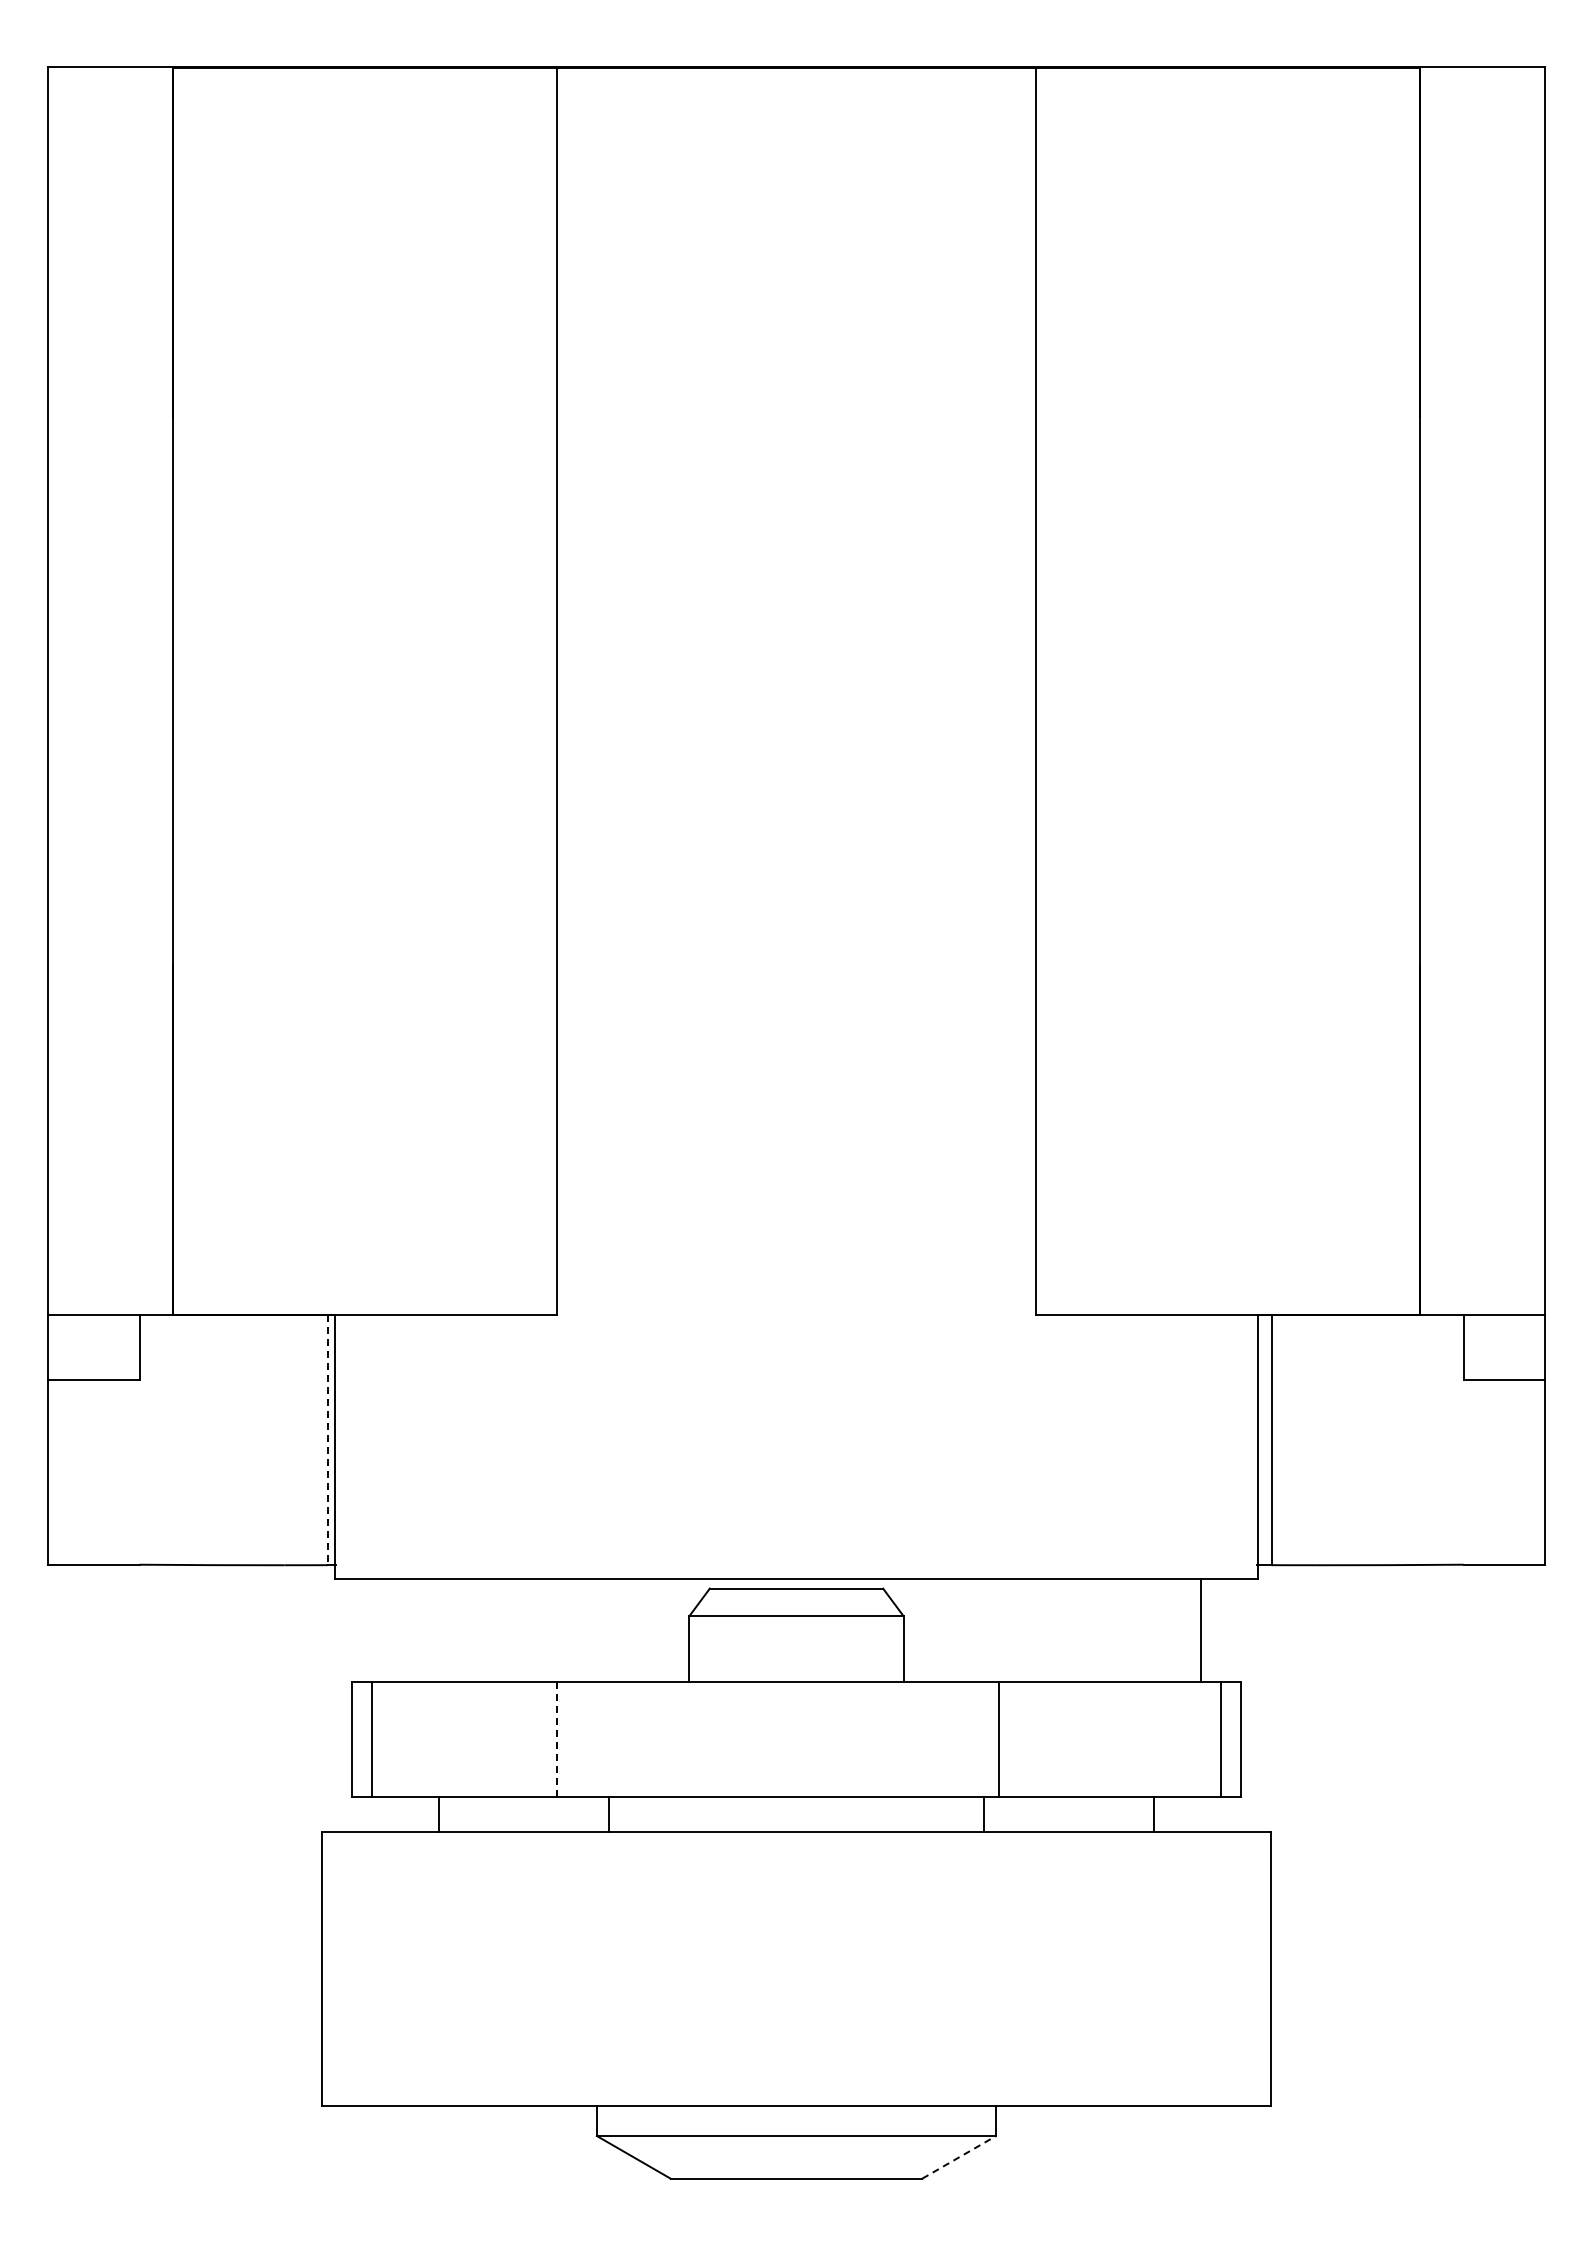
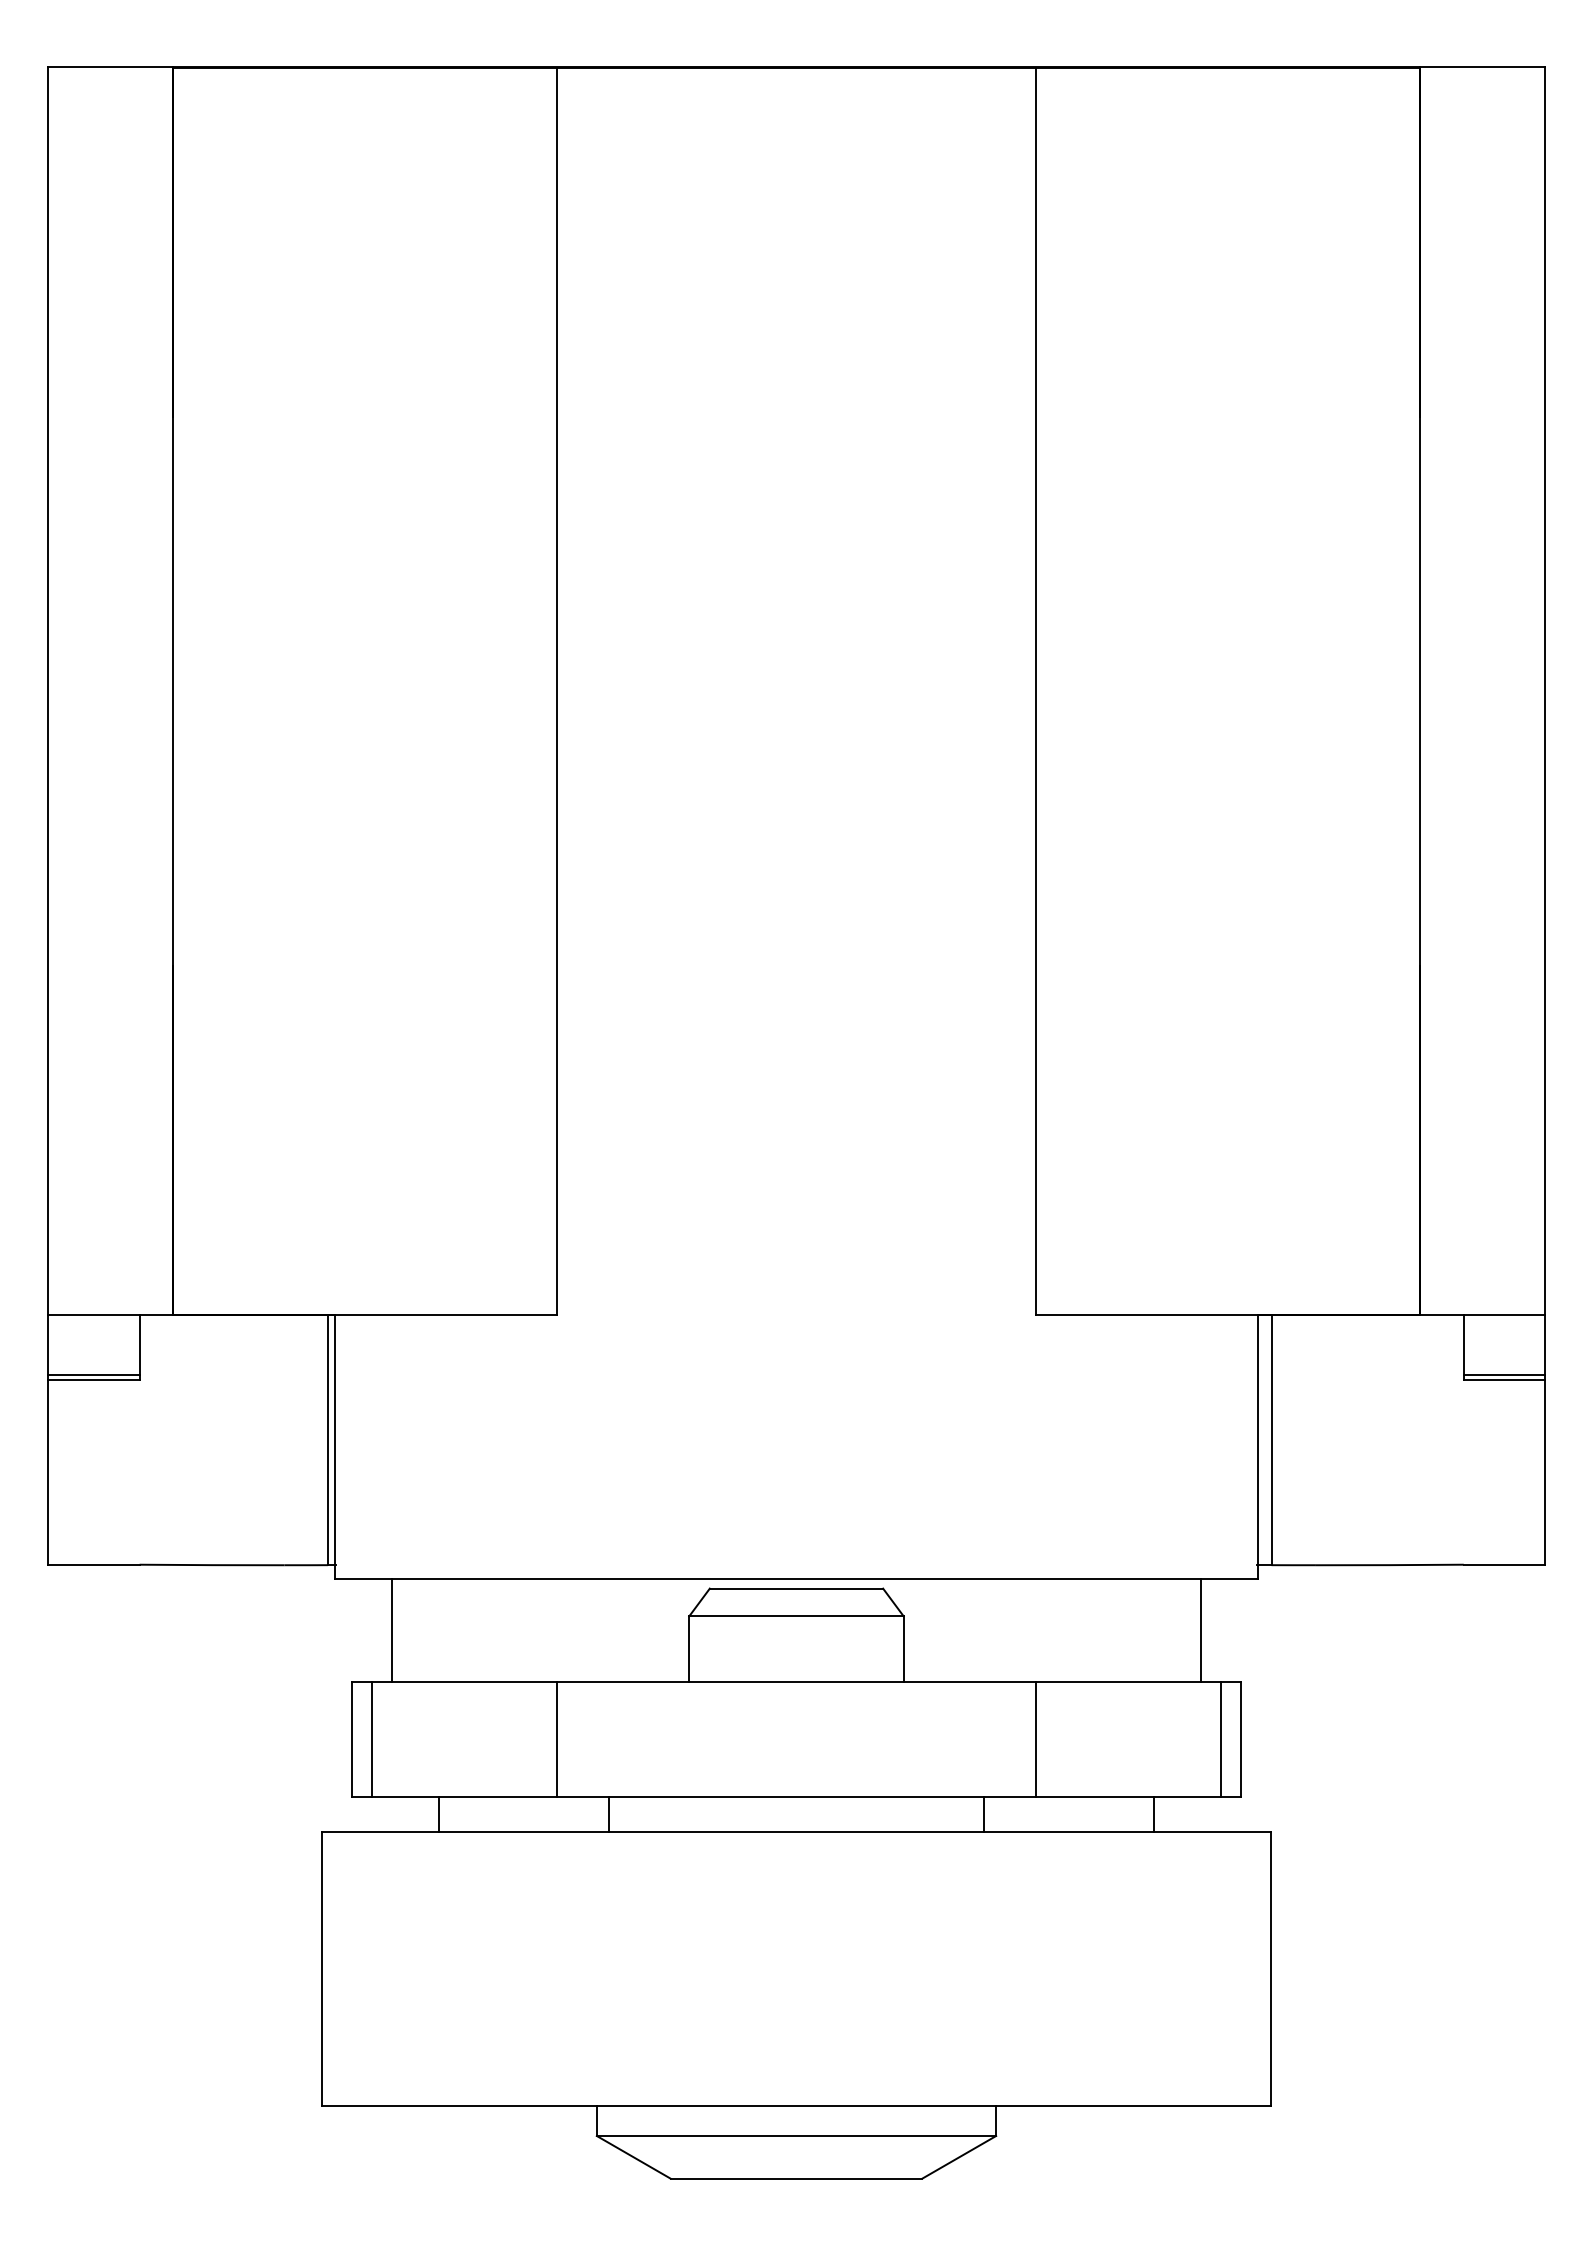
line: none -> present (93, 1375)
line: none -> present (1504, 1375)
line: dashed -> solid (327, 1440)
line: none -> present (392, 1630)
line: dashed -> solid (557, 1739)
line position: (998, 1739) -> (1035, 1739) (1035, 1739)
line: dashed -> solid (959, 2157)
